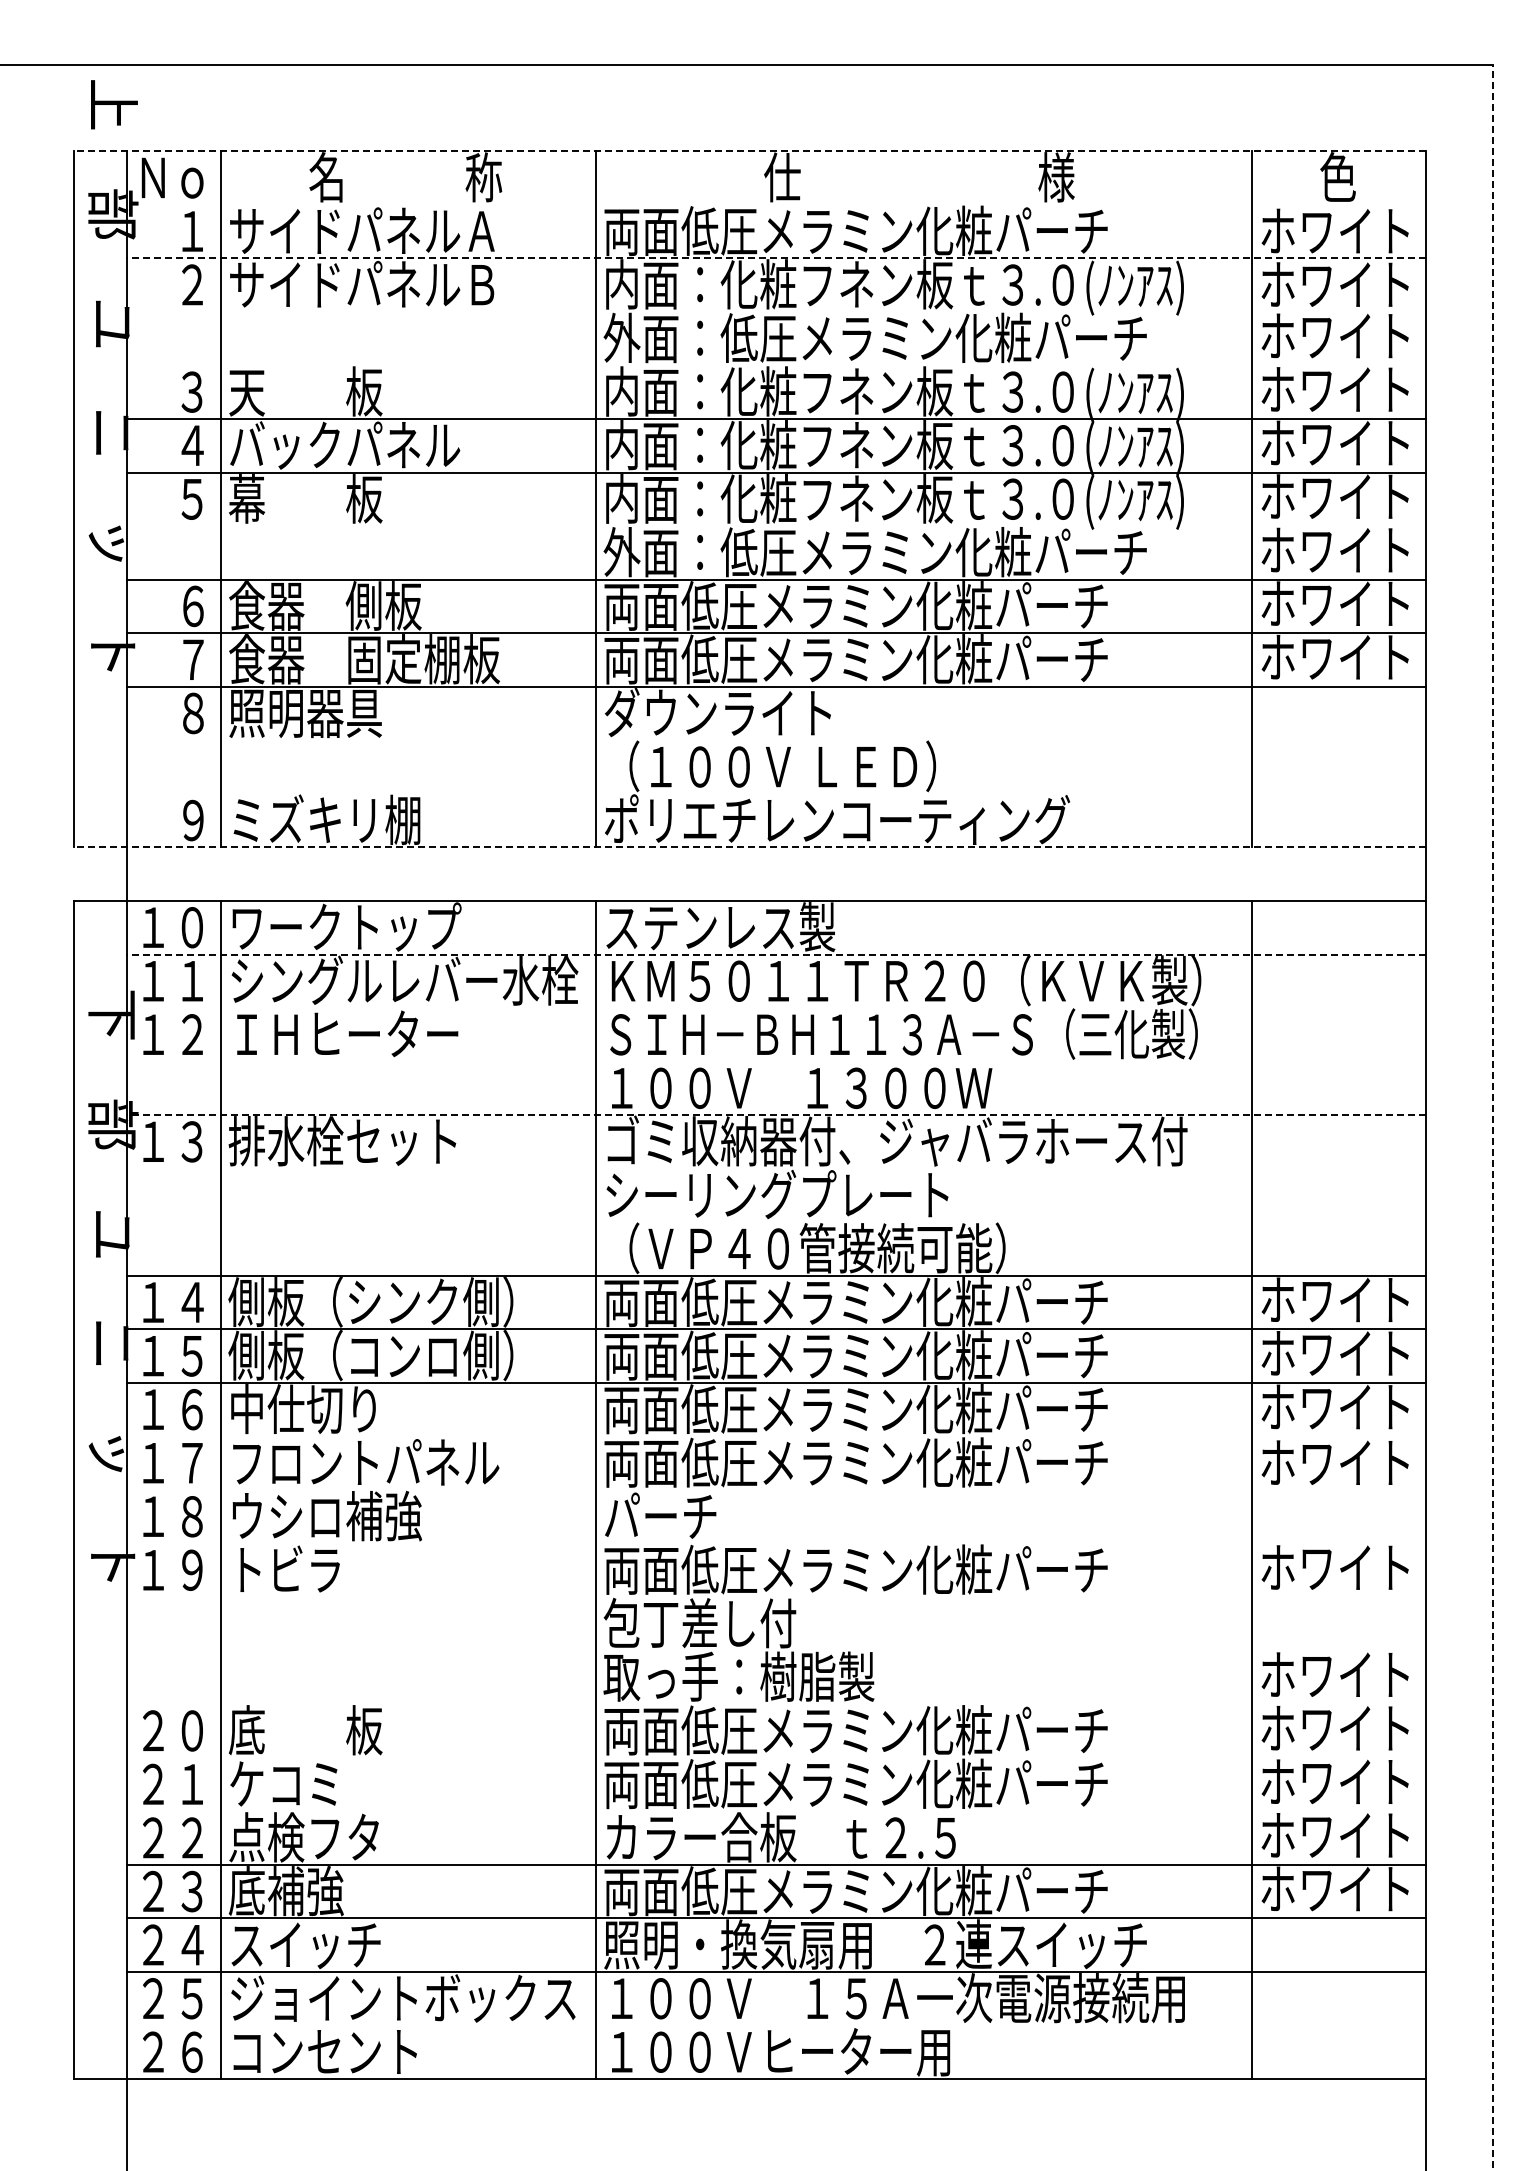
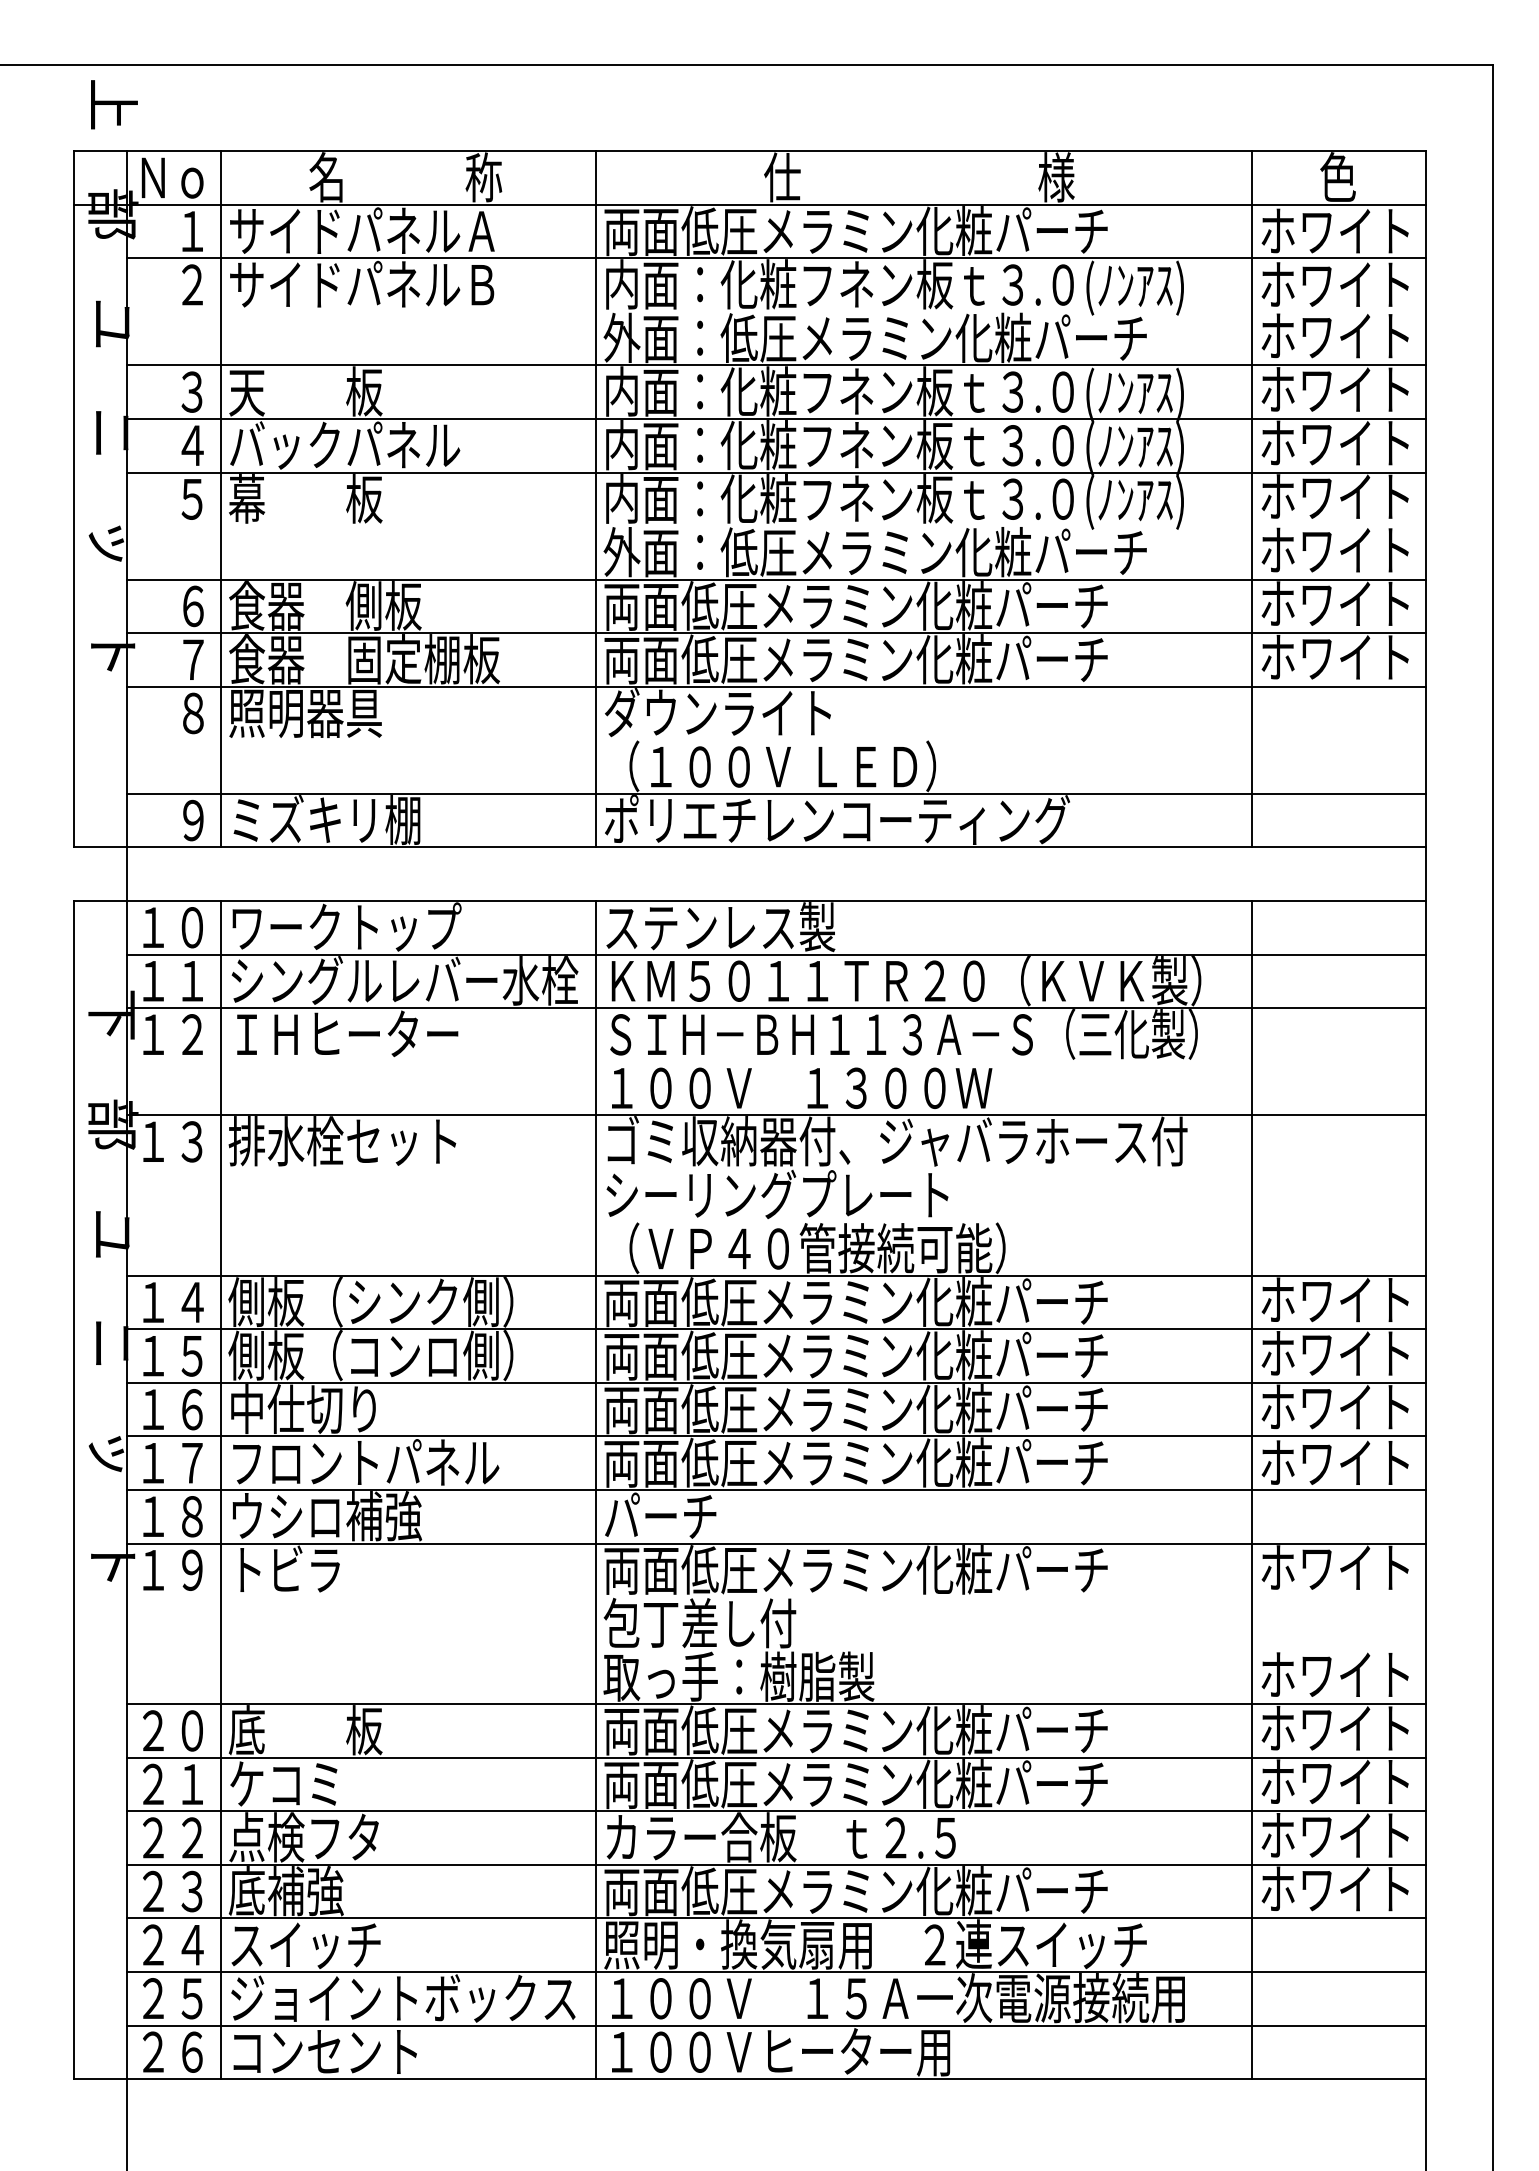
line: dashed -> solid (749, 151)
line: none -> present (749, 204)
line: dashed -> solid (775, 258)
line: none -> present (776, 365)
line: none -> present (776, 793)
line: dashed -> solid (749, 847)
line: dashed -> solid (775, 954)
line: none -> present (776, 1008)
line: dashed -> solid (775, 1115)
line: dashed -> solid (1492, 1117)
line: none -> present (776, 1436)
line: none -> present (776, 1490)
line: none -> present (776, 1543)
line: none -> present (776, 1704)
line: none -> present (776, 1757)
line: none -> present (776, 1811)
line: none -> present (776, 2025)
